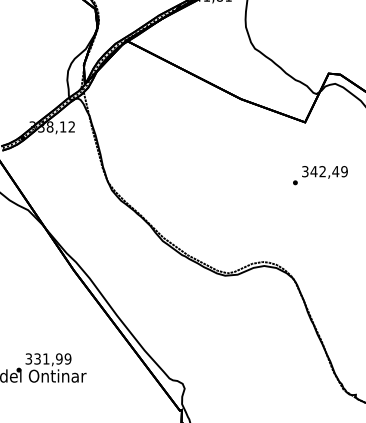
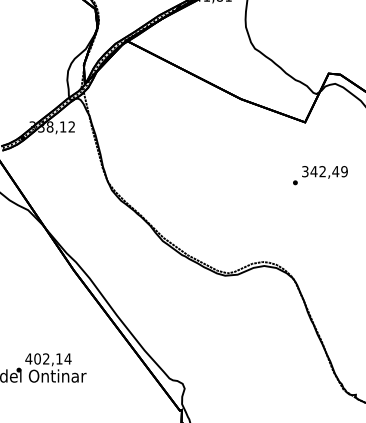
text: 331,99 -> 402,14 (48, 358)
